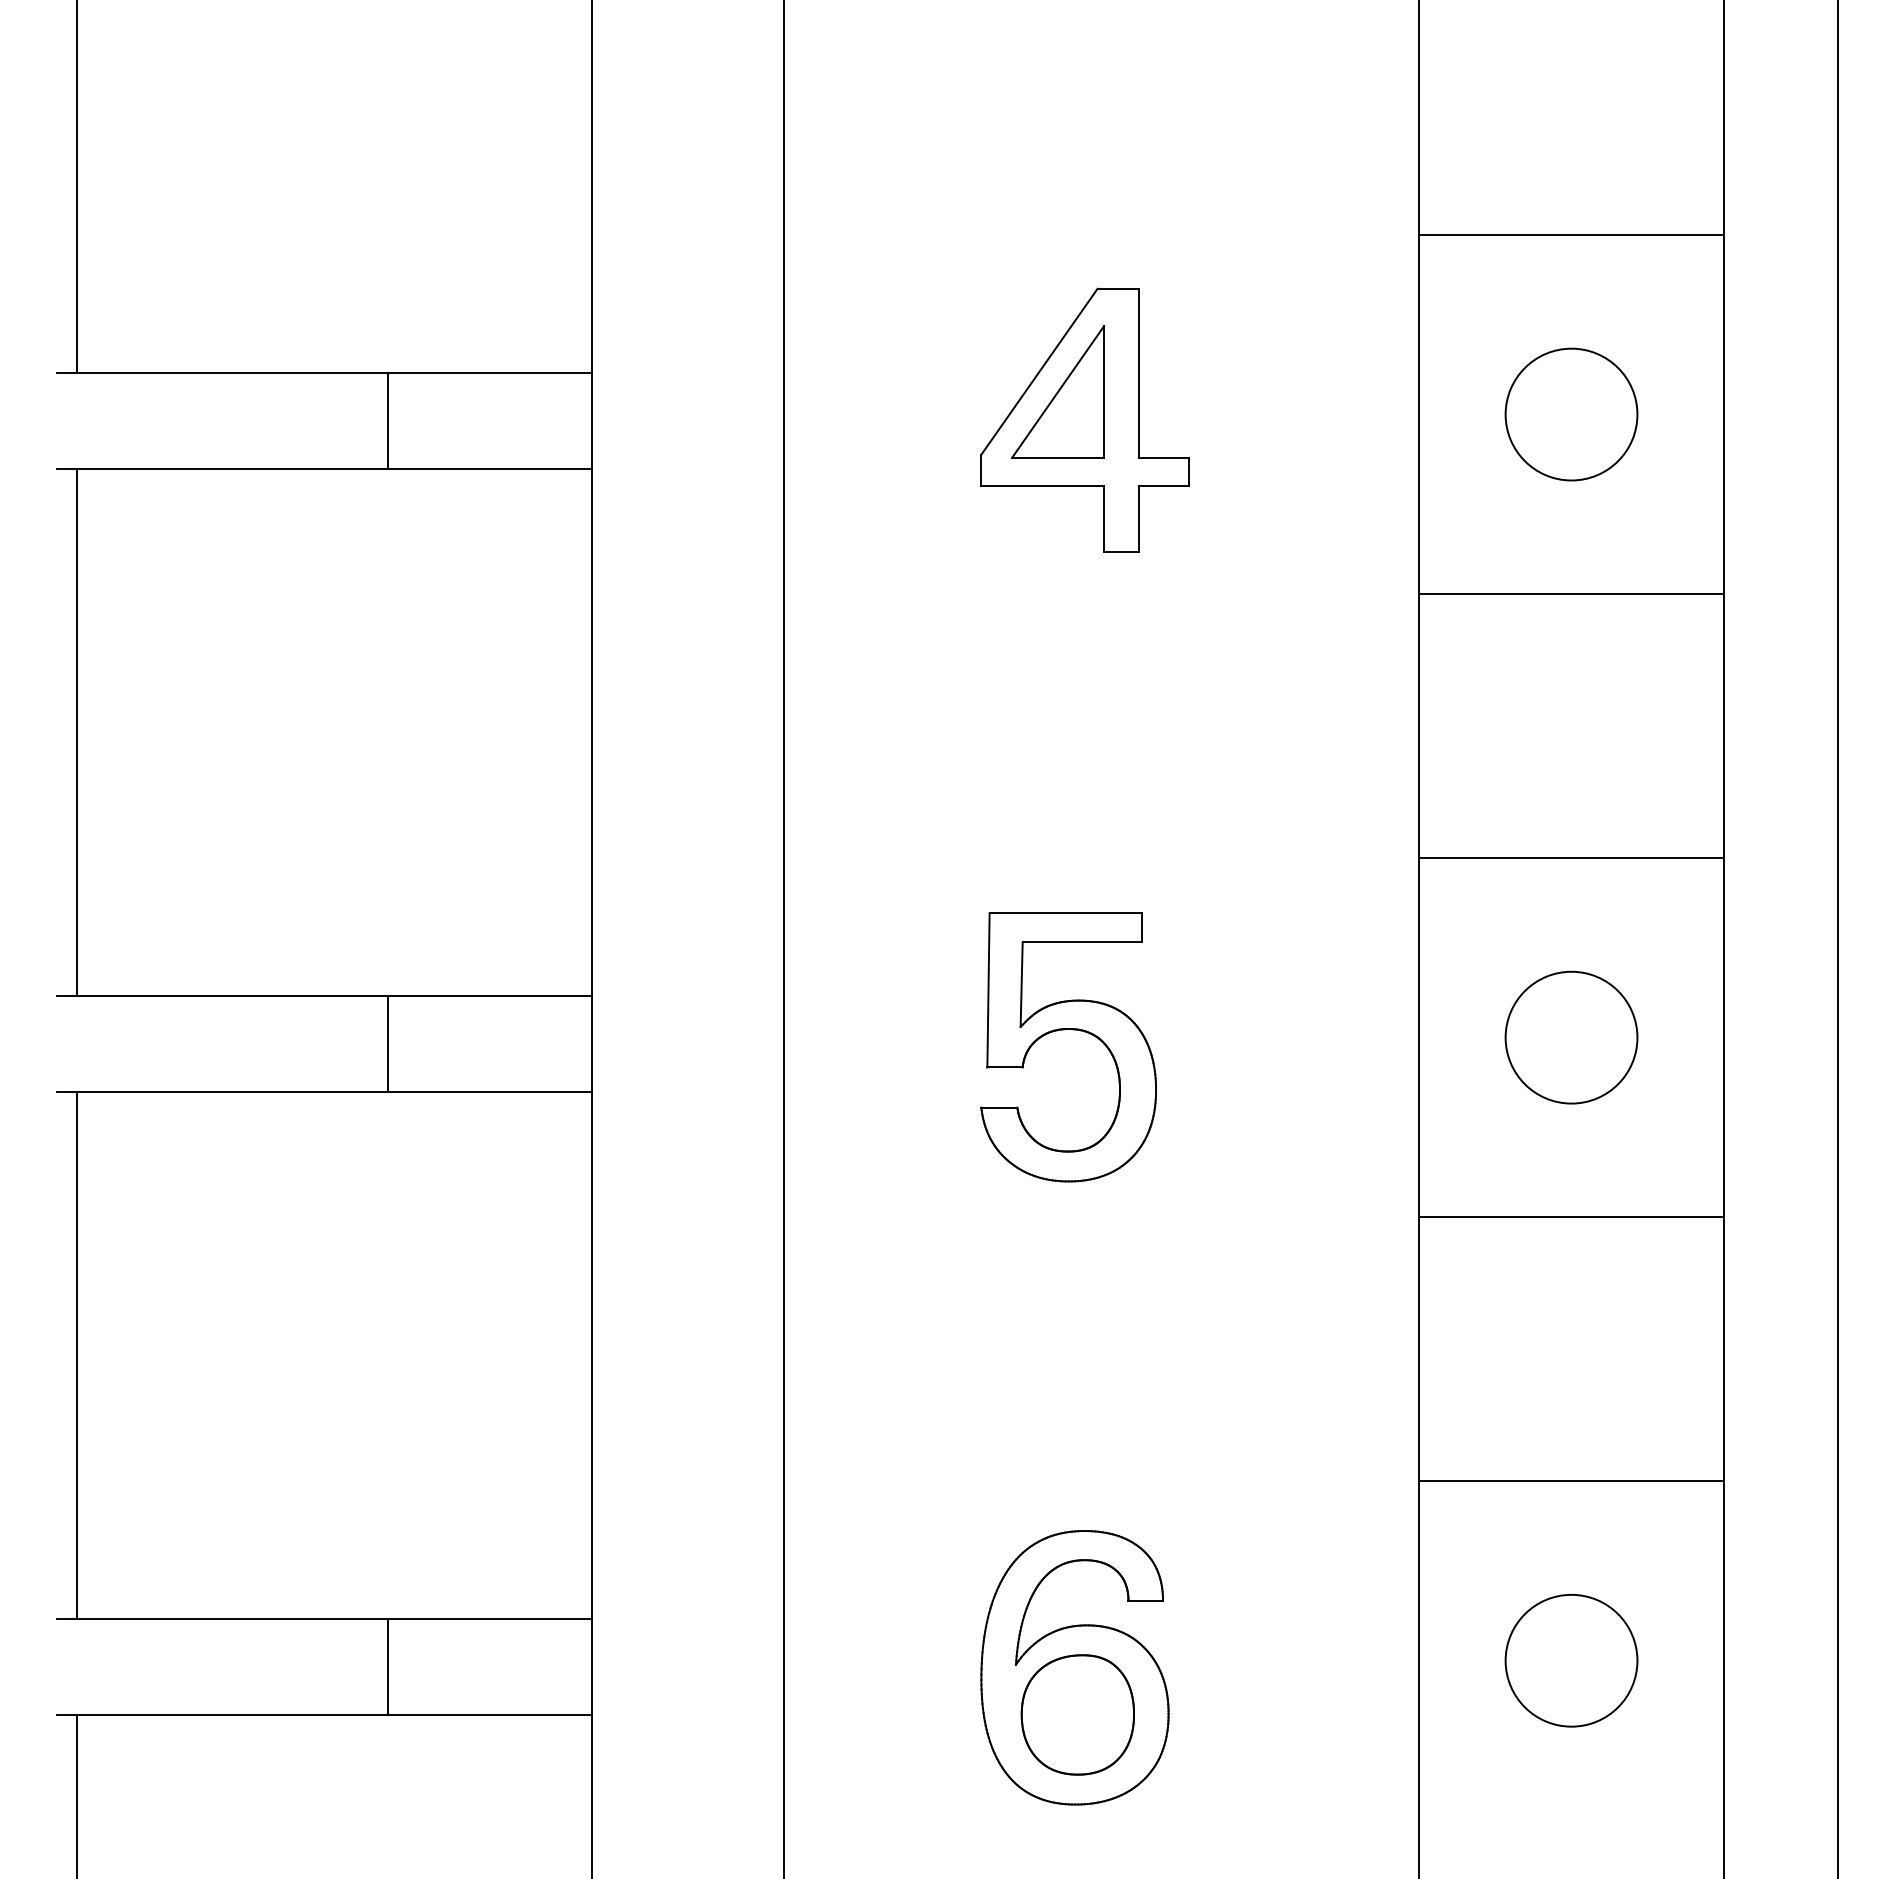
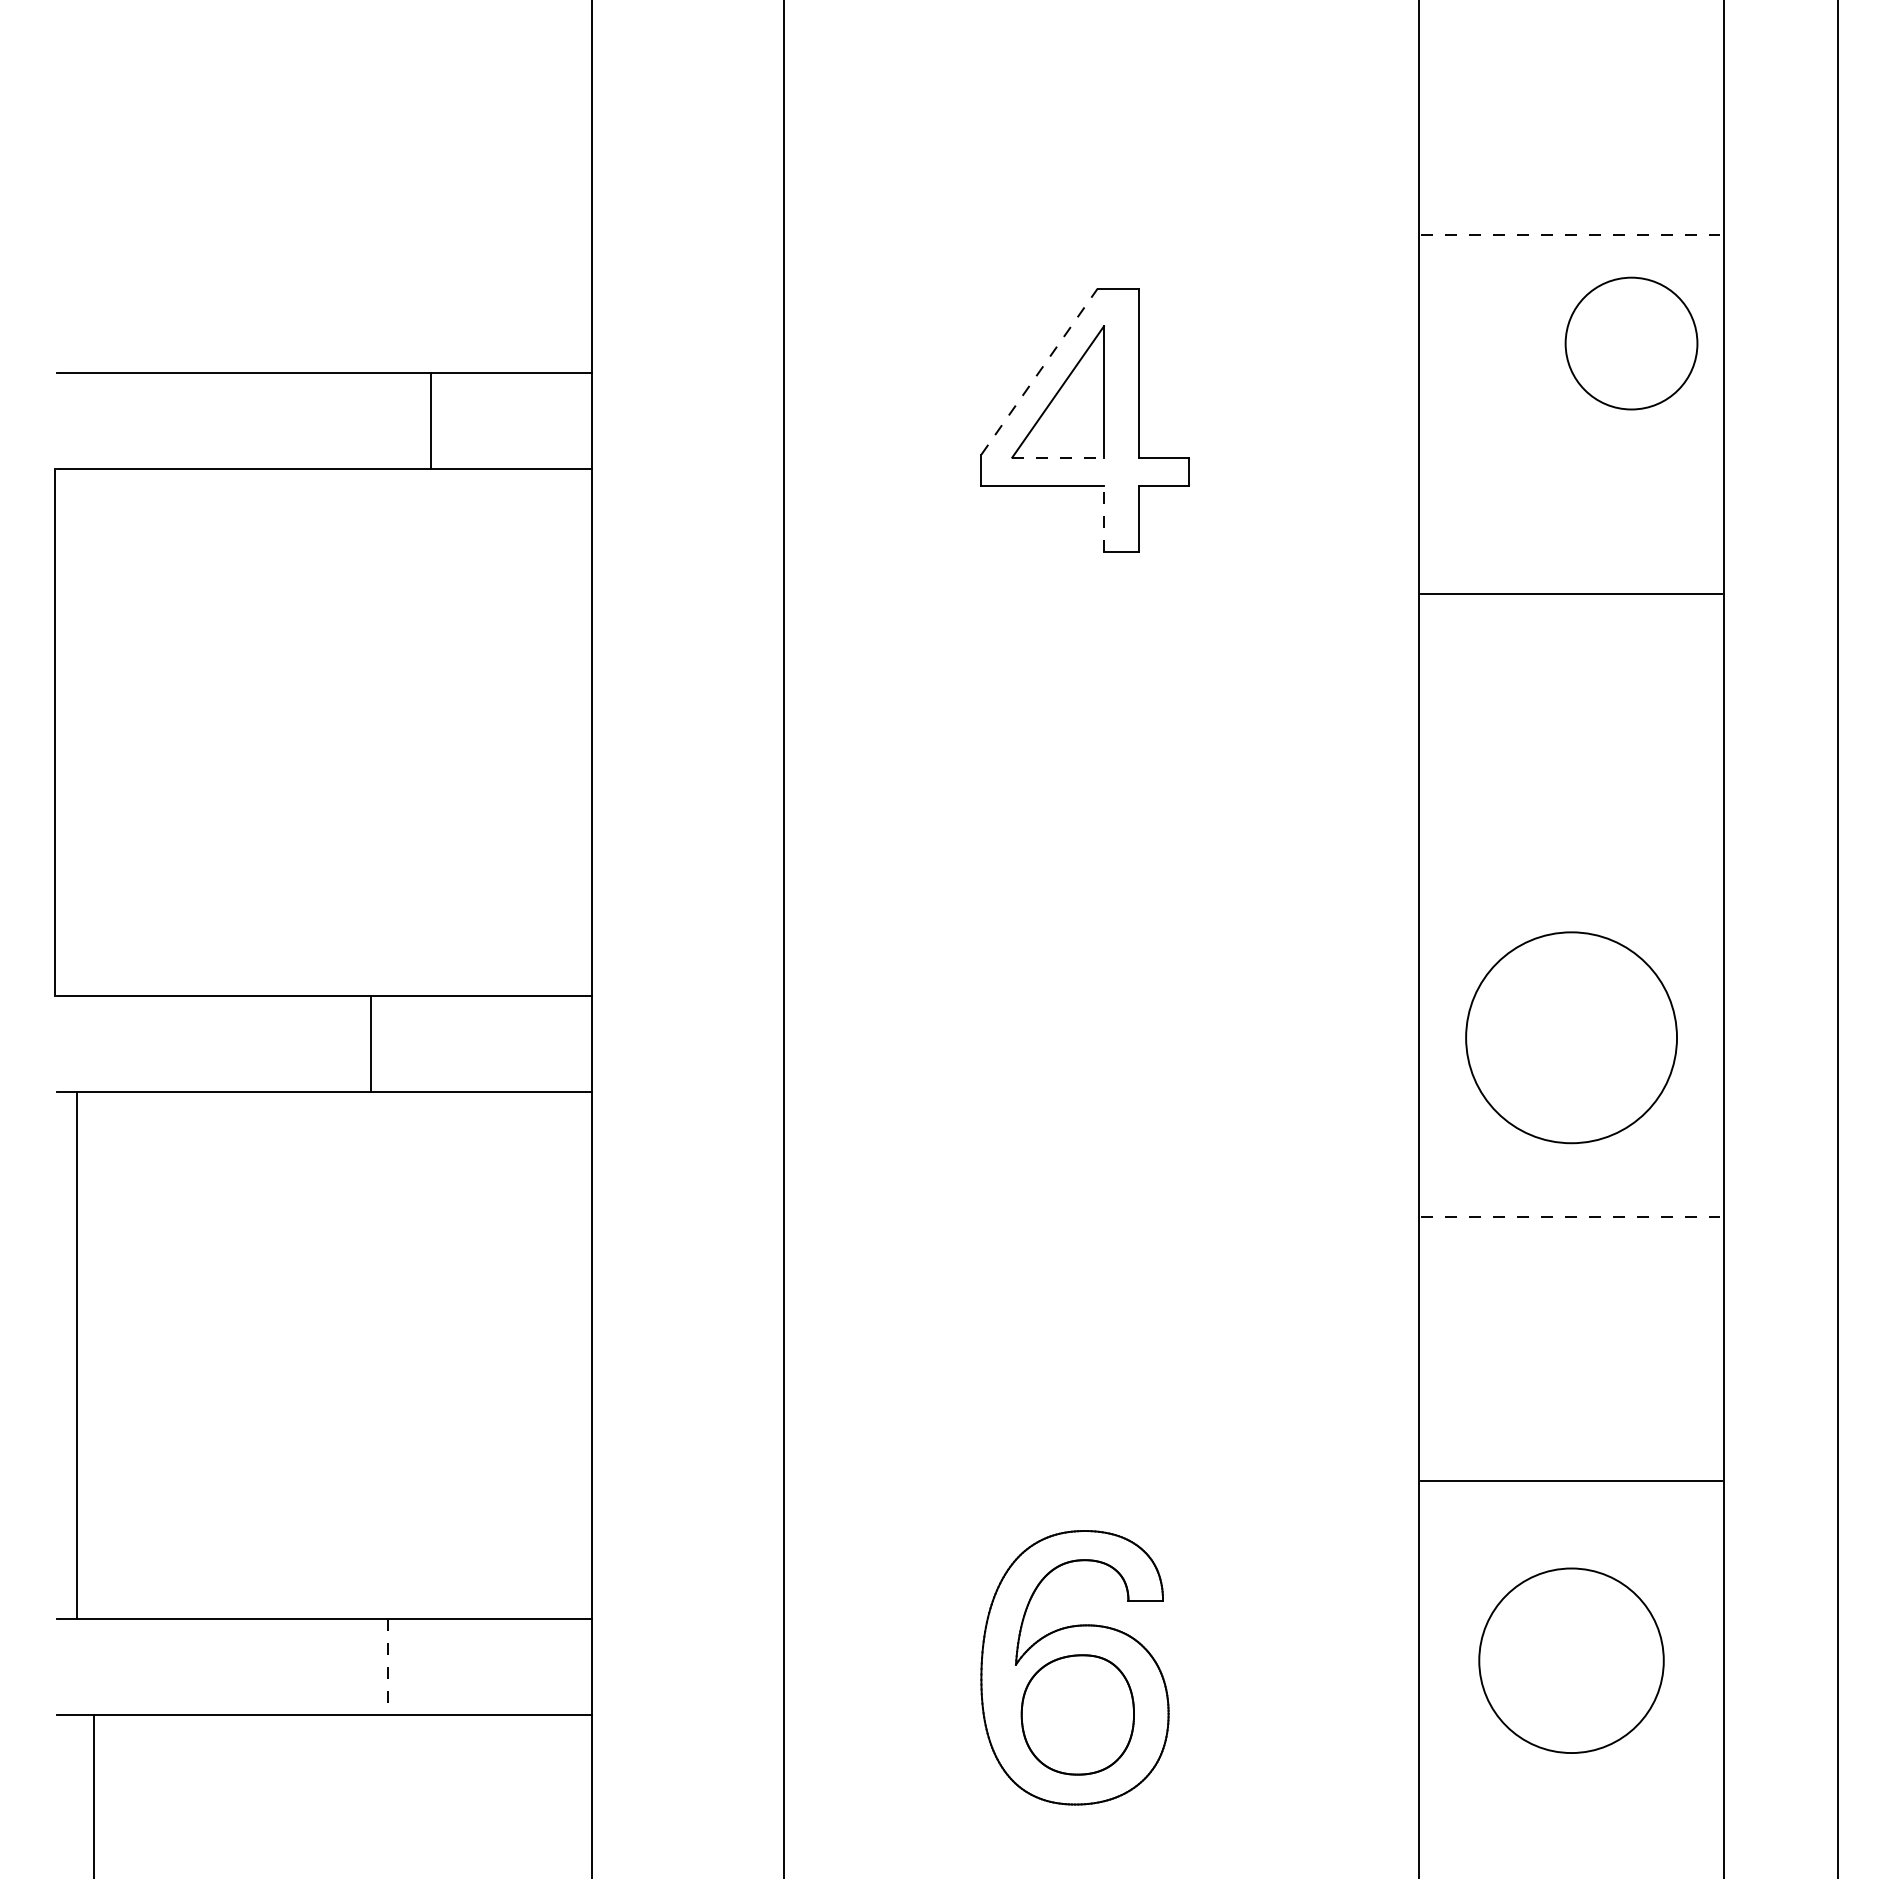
line: present -> none (76, 187)
line: solid -> dashed (1571, 234)
line: solid -> dashed (1039, 371)
circle position: (1571, 414) -> (1631, 343) (1631, 343)
line position: (388, 420) -> (431, 420) (431, 420)
line: solid -> dashed (1058, 457)
line: solid -> dashed (1103, 519)
line position: (76, 731) -> (54, 731) (54, 731)
line: present -> none (1571, 857)
part: present -> none (1064, 1030)
circle size: 135x135 px -> 213x214 px (1571, 1037)
line position: (388, 1043) -> (371, 1043) (371, 1043)
line: solid -> dashed (1571, 1217)
circle diameter: 132 px -> 185 px (1571, 1660)
line: solid -> dashed (388, 1666)
line position: (76, 1794) -> (93, 1794) (93, 1794)
